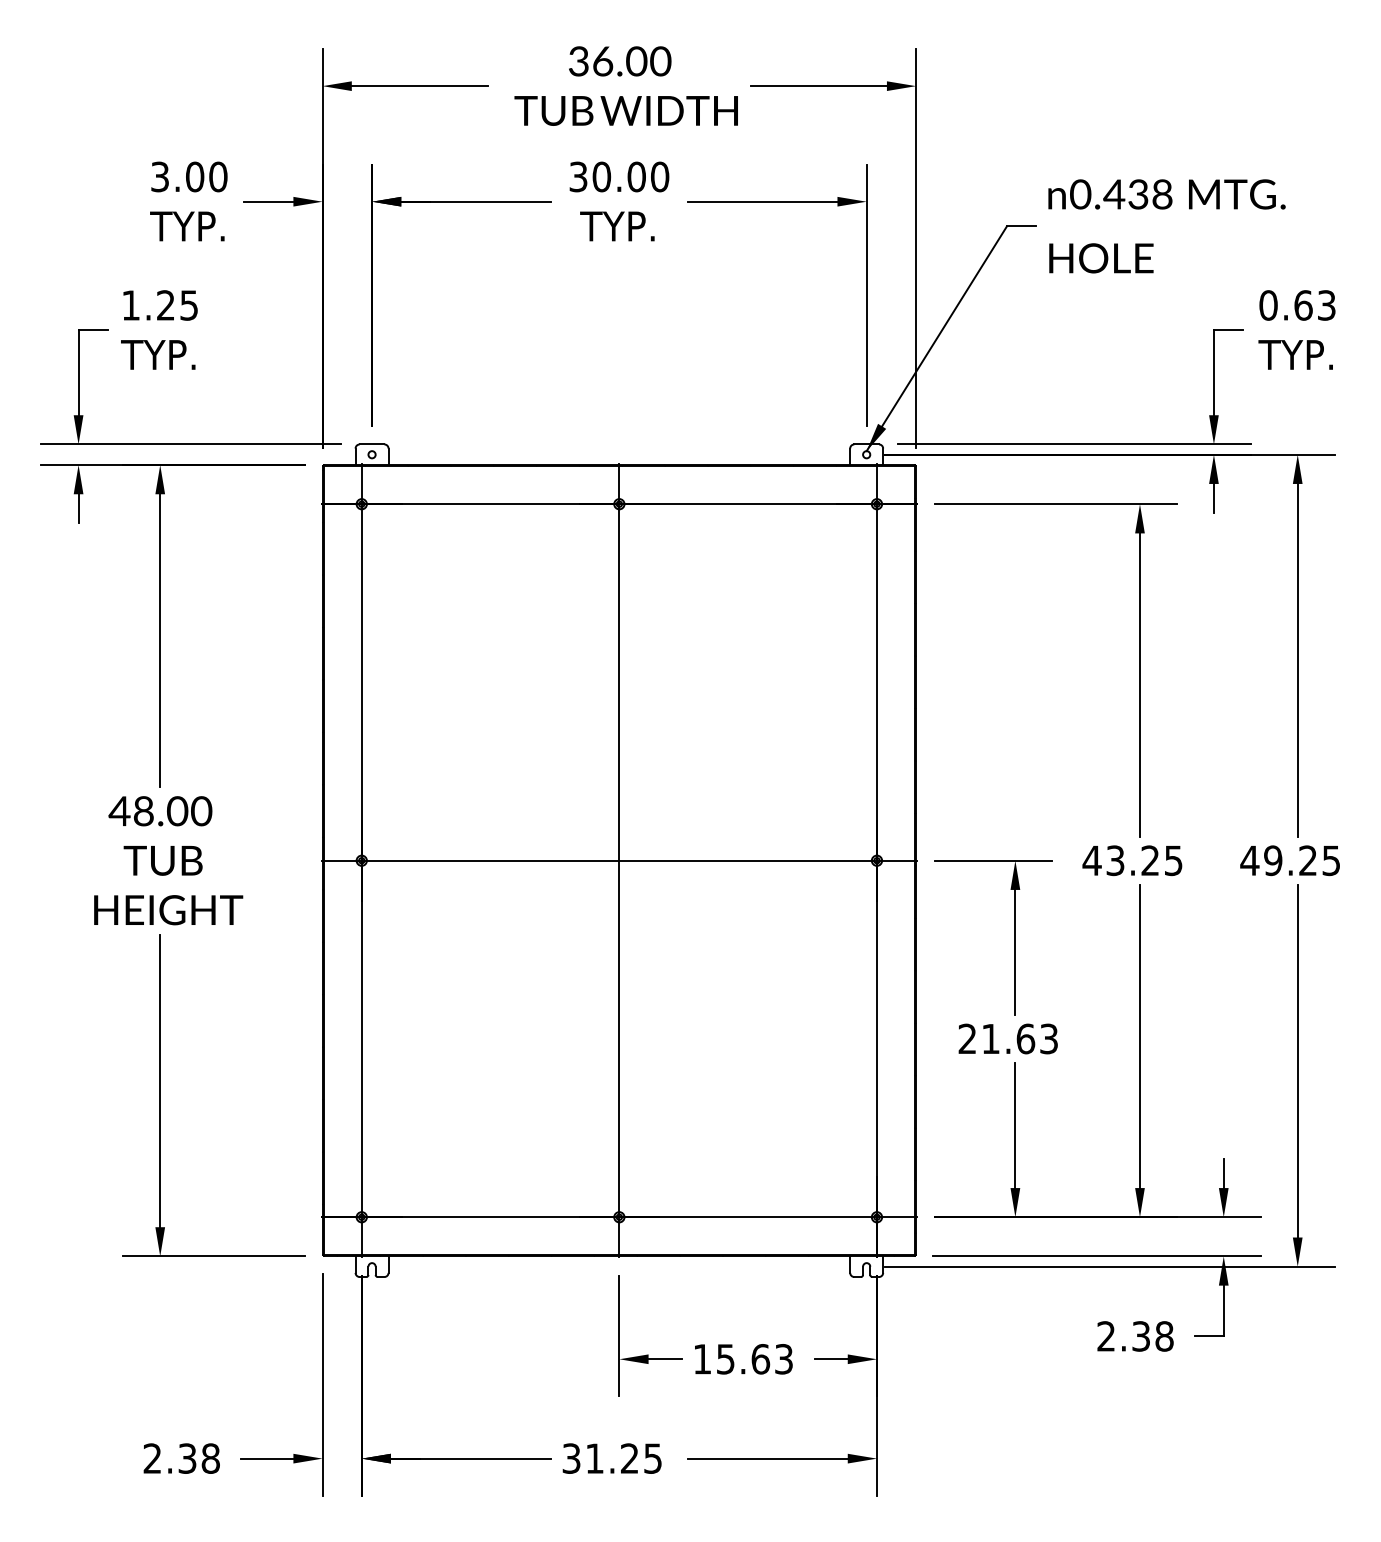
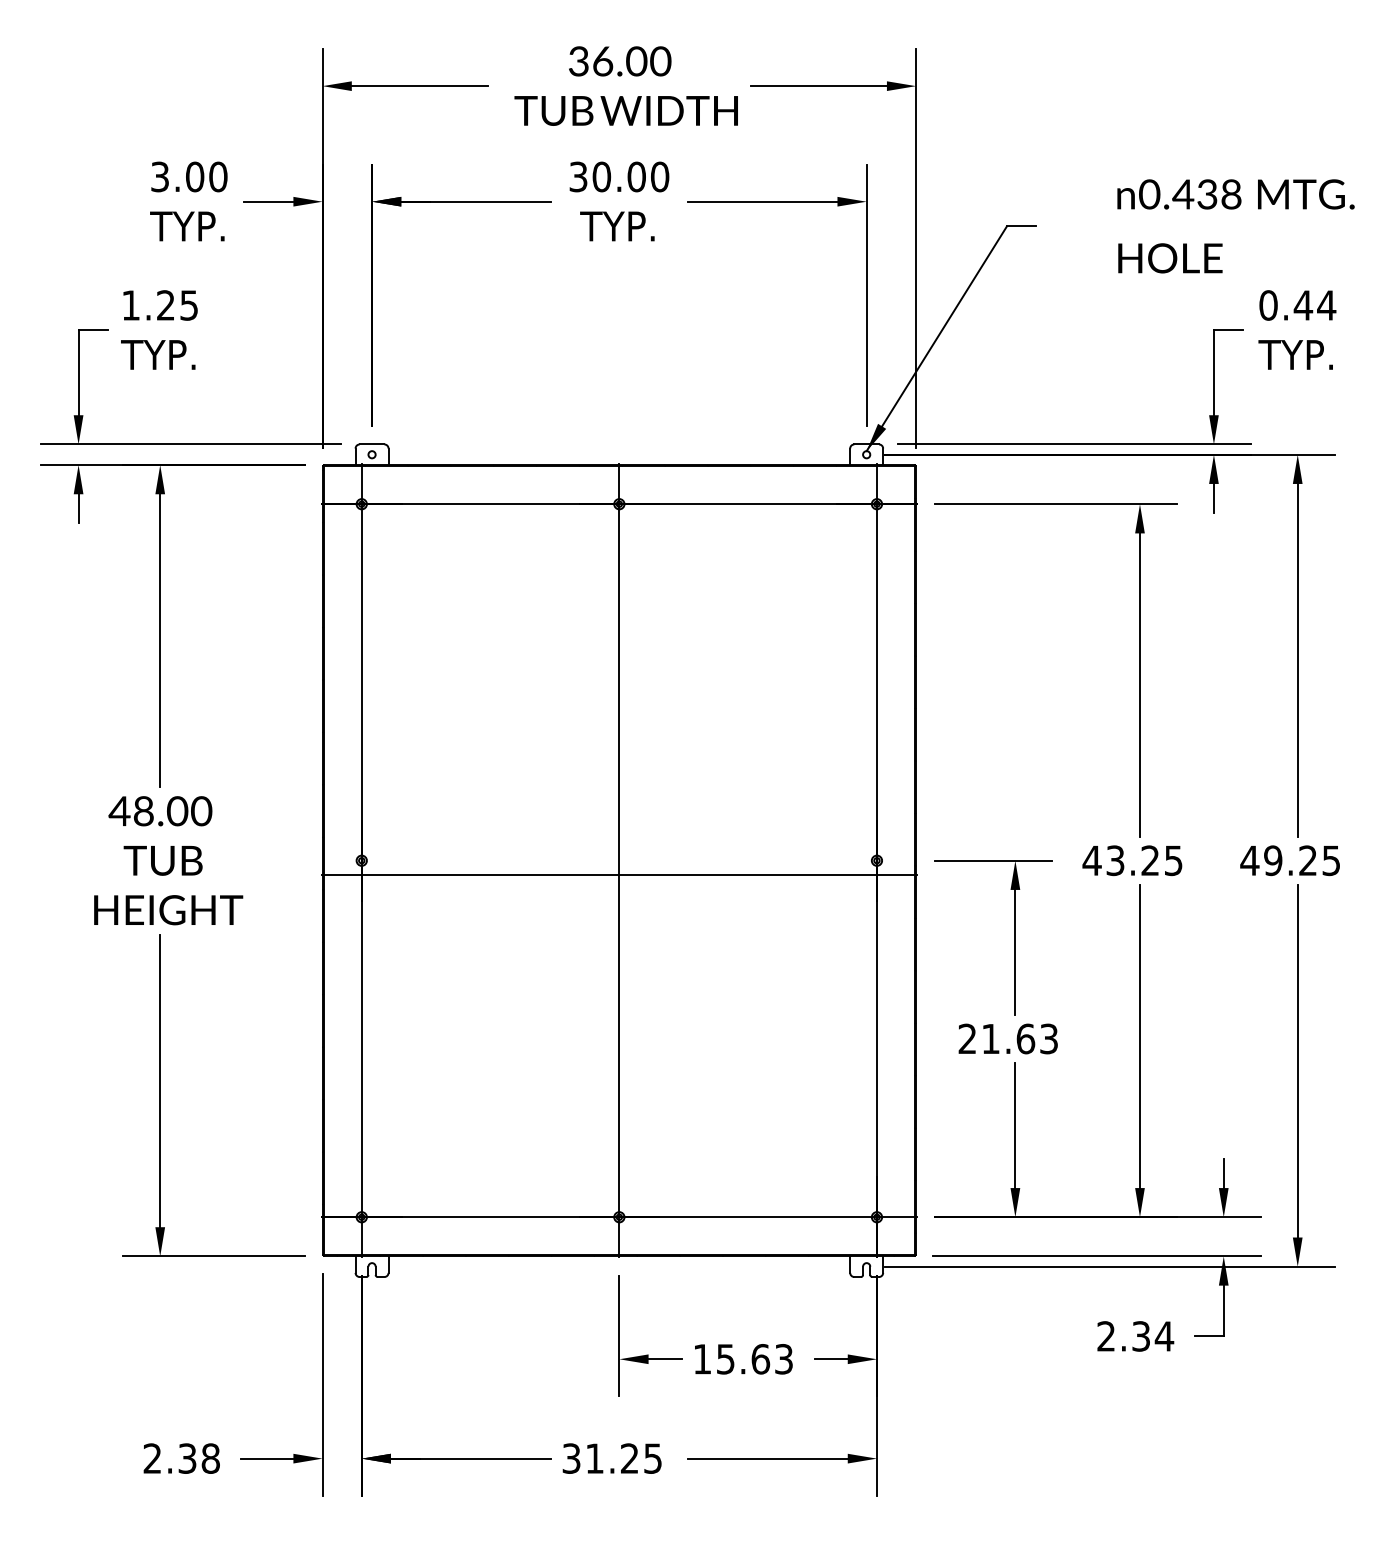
text position: (1166, 226) -> (1235, 226) (1235, 226)
text: 0.63 -> 0.44 (1314, 305)
line position: (618, 860) -> (618, 874) (618, 874)
text: 2.38 -> 2.34 (1164, 1336)
